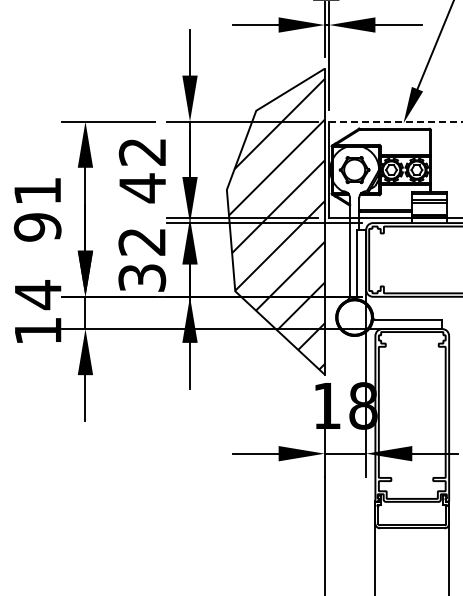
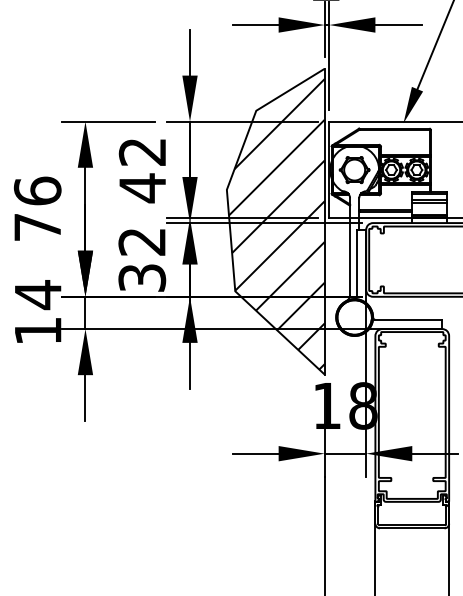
line: dashed -> solid (396, 121)
text: 91 -> 76 (37, 208)
